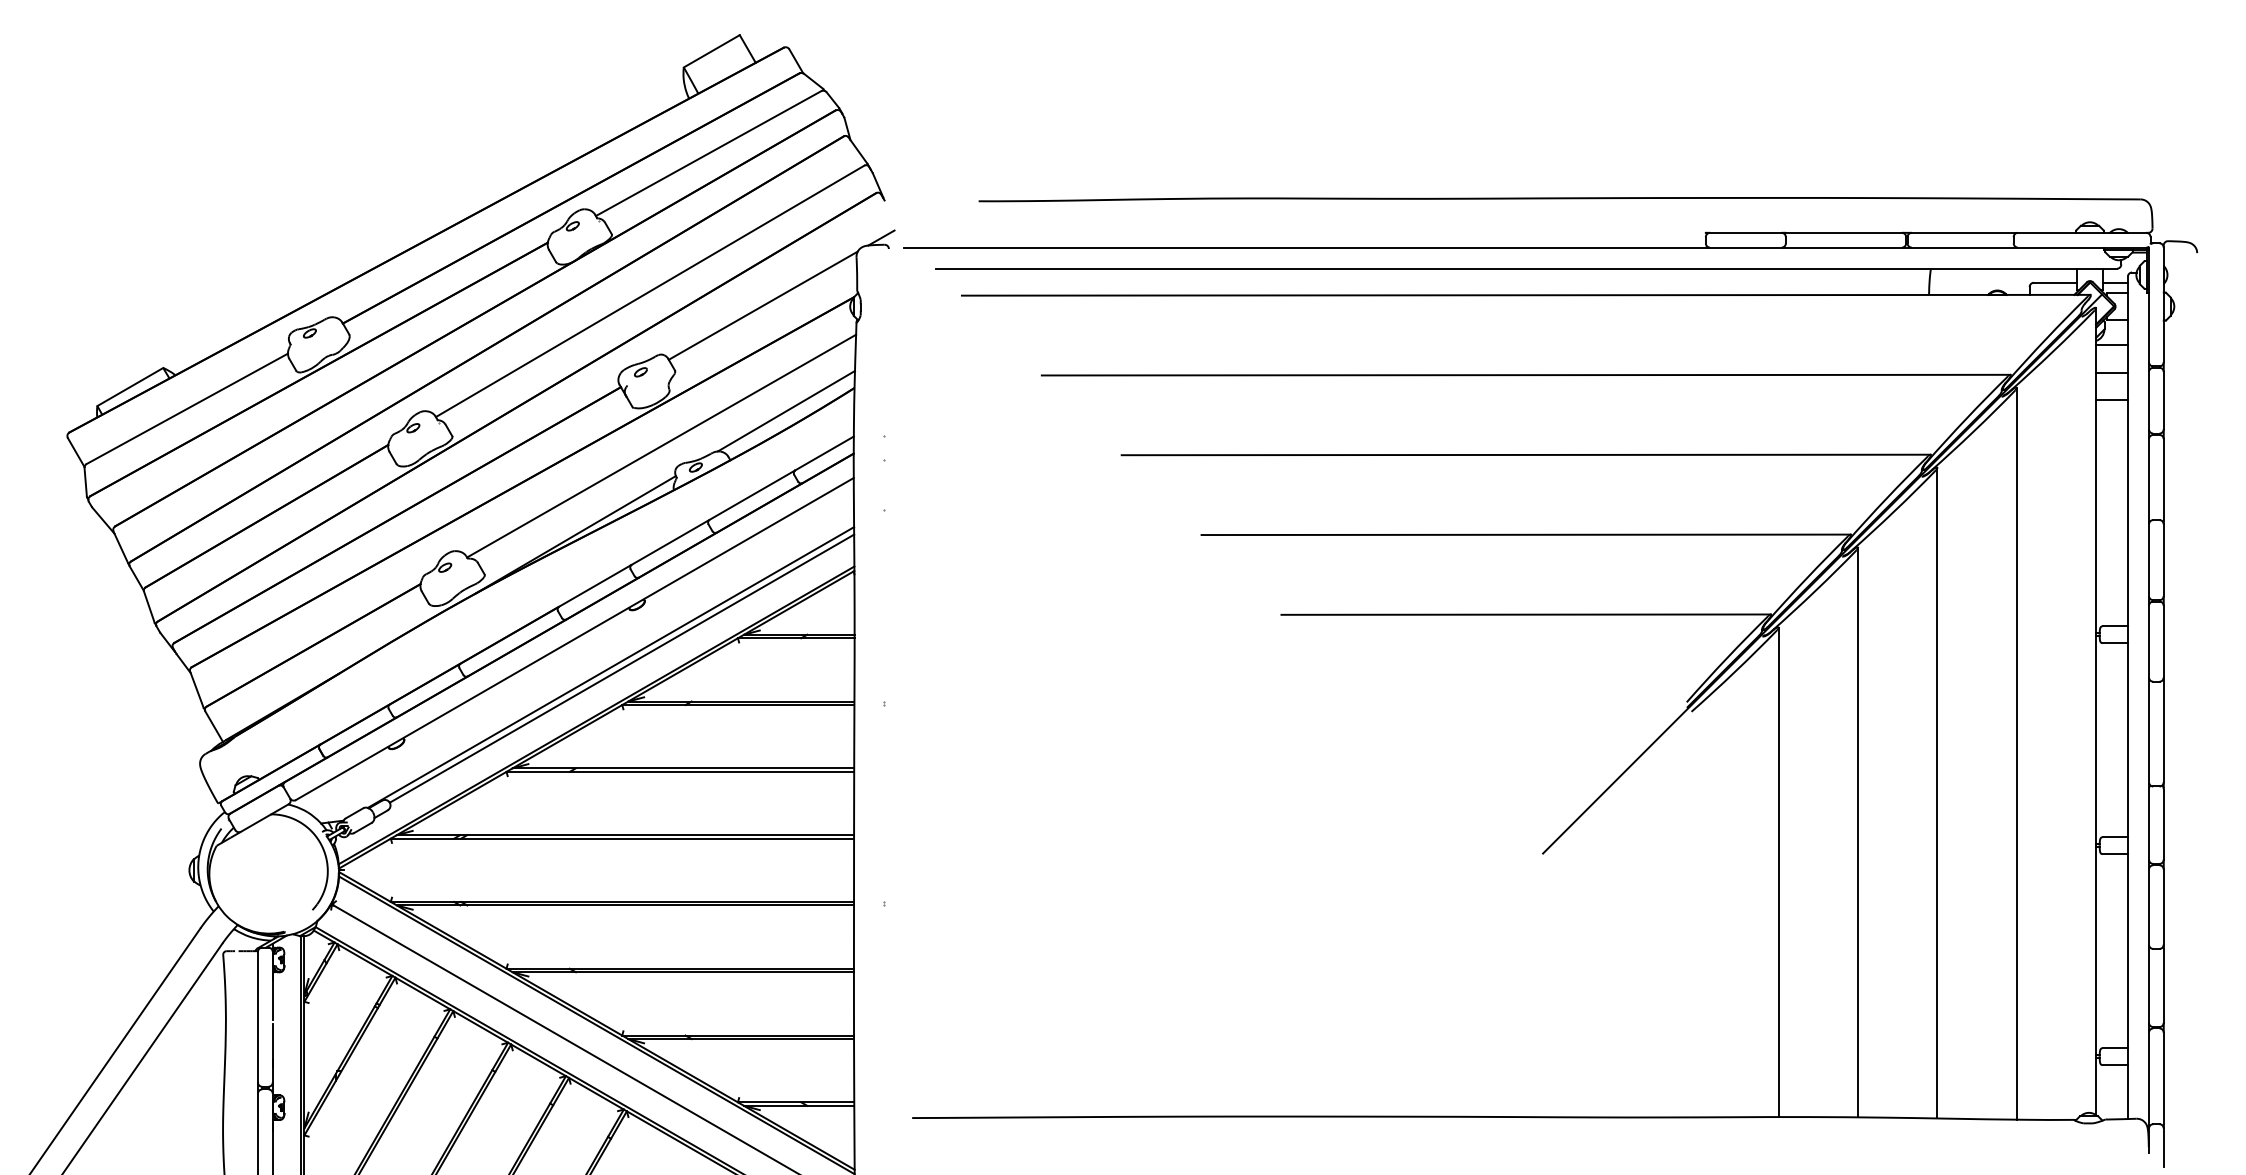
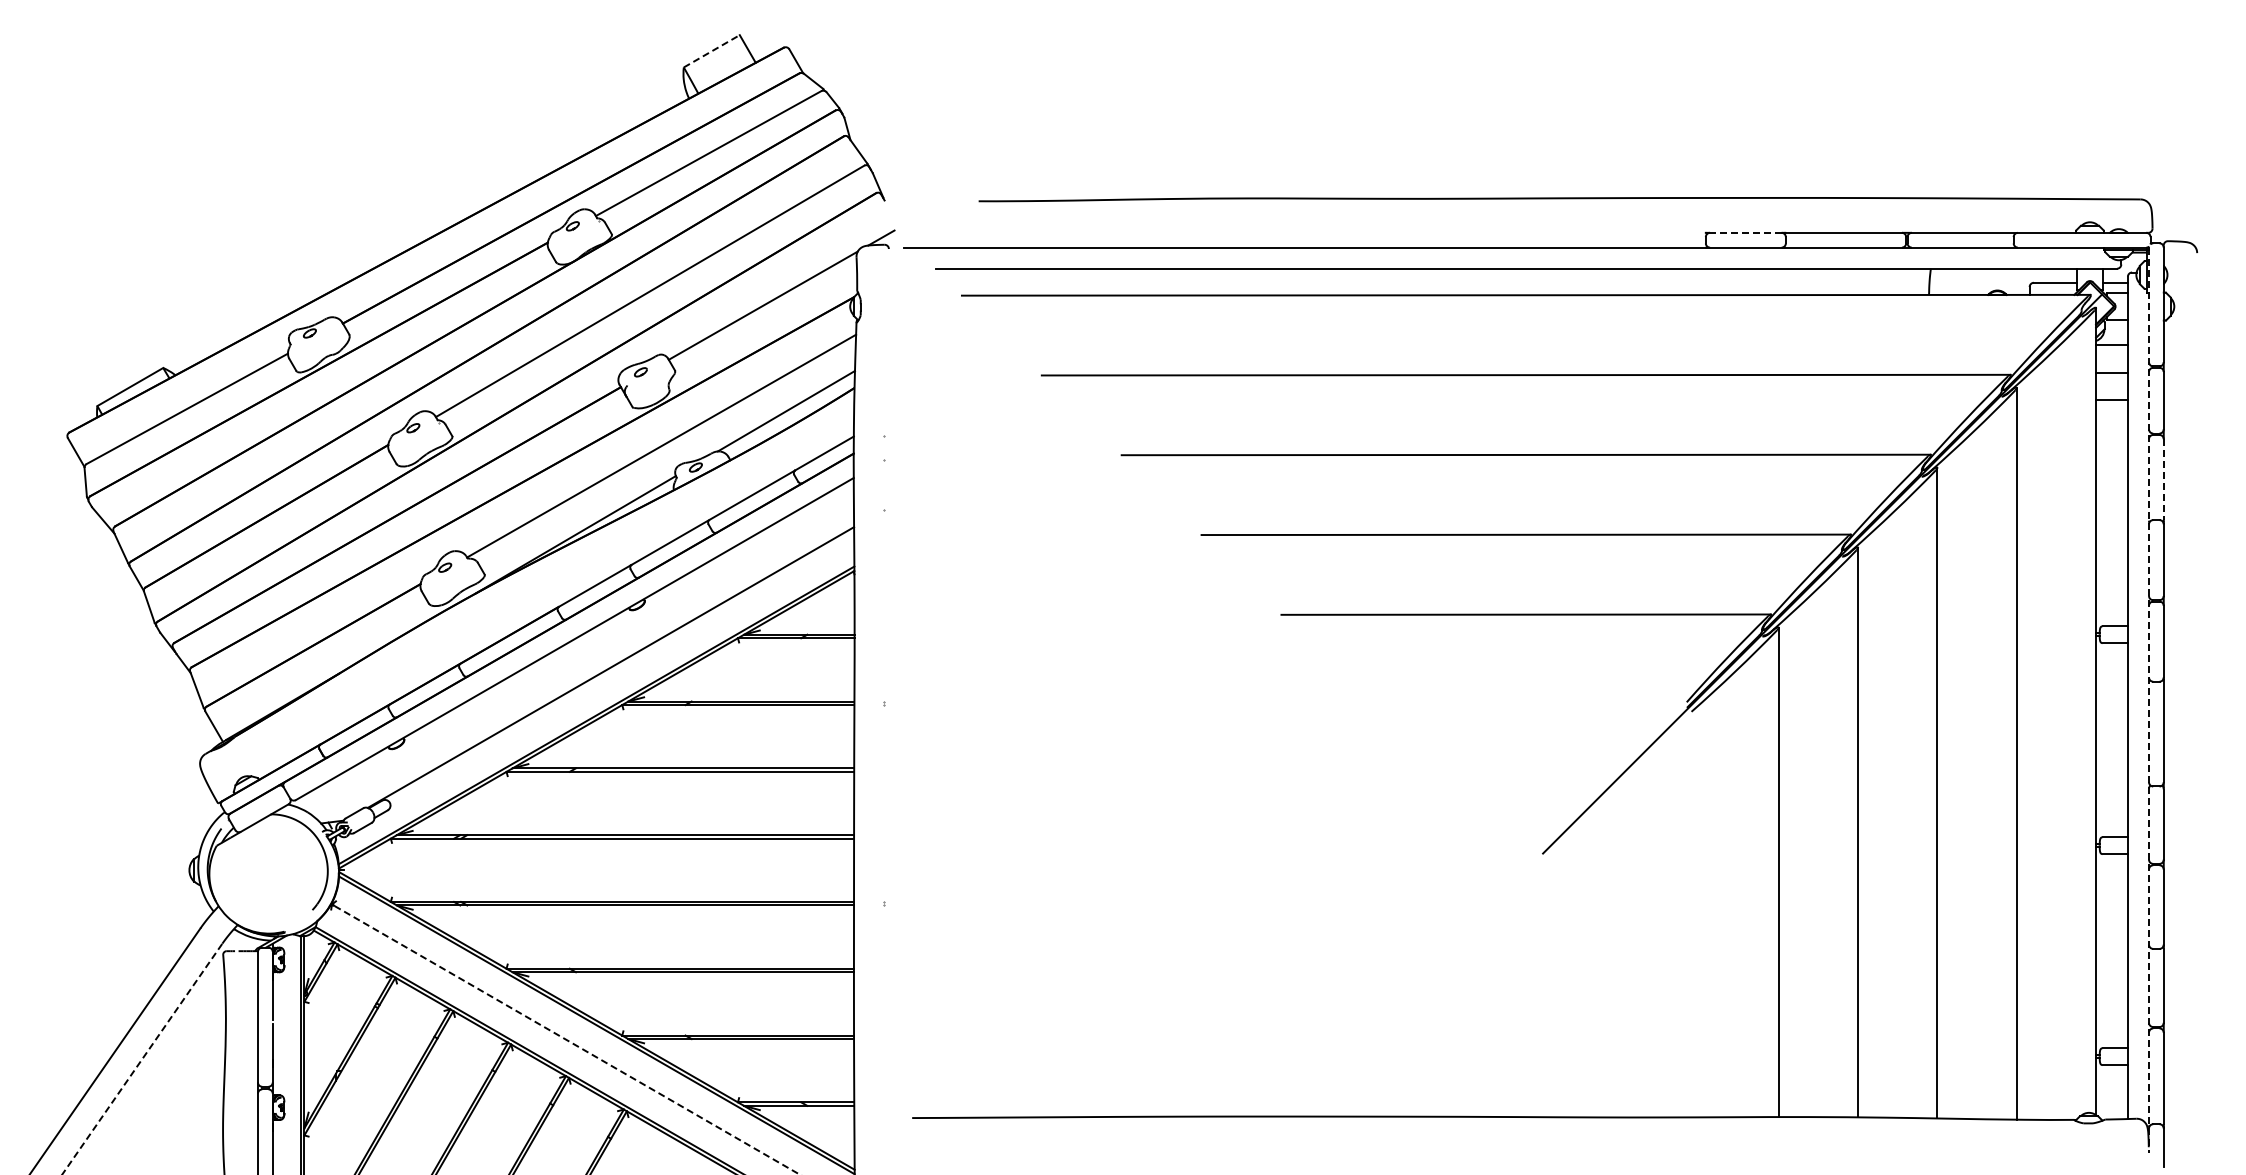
line: solid -> dashed (712, 51)
line: solid -> dashed (1745, 232)
line: solid -> dashed (2163, 479)
line: present -> none (621, 668)
line: solid -> dashed (2149, 700)
line: solid -> dashed (567, 1040)
line: solid -> dashed (142, 1058)
